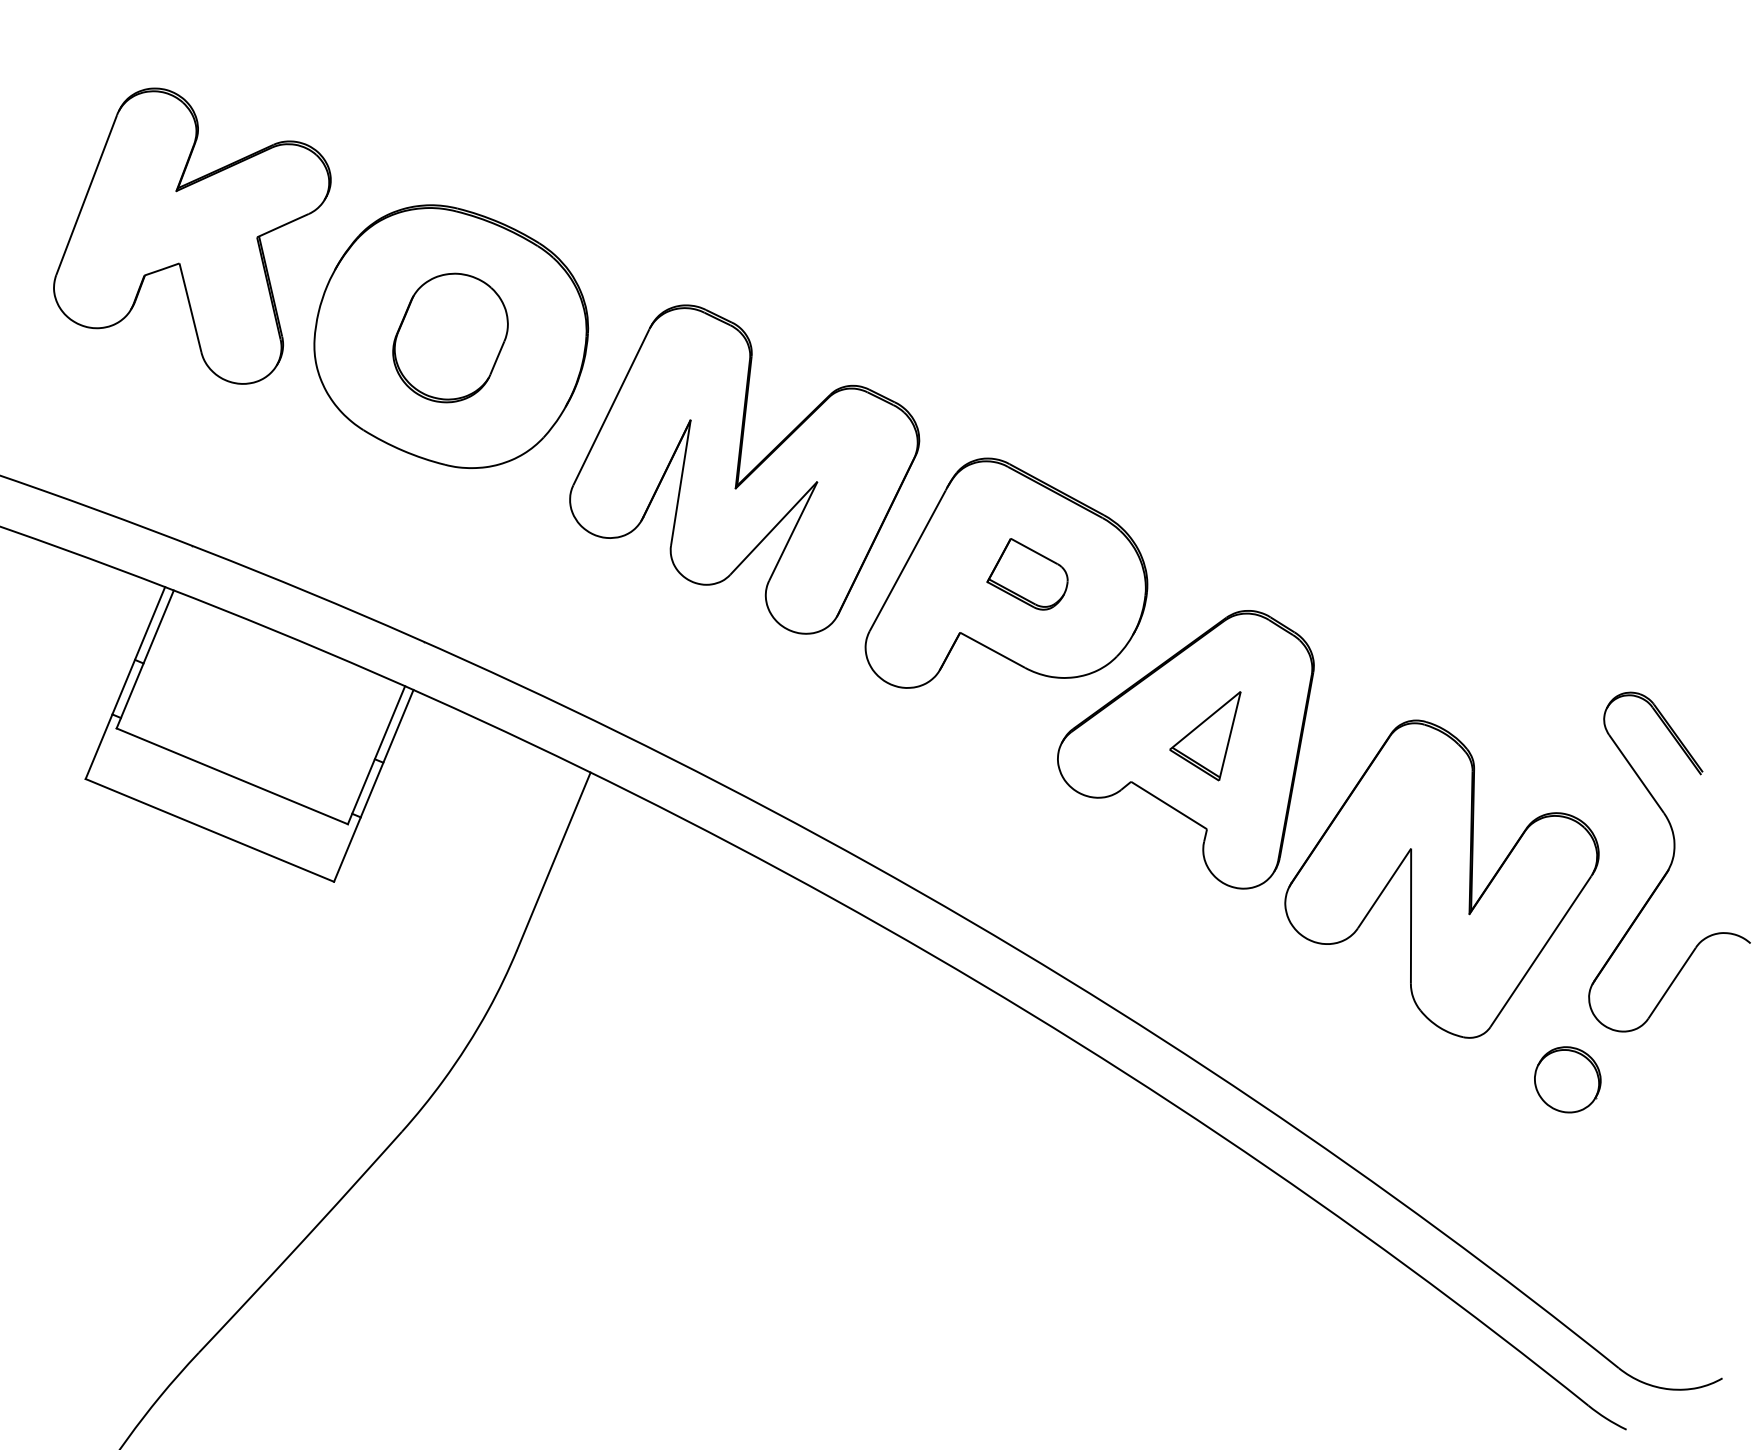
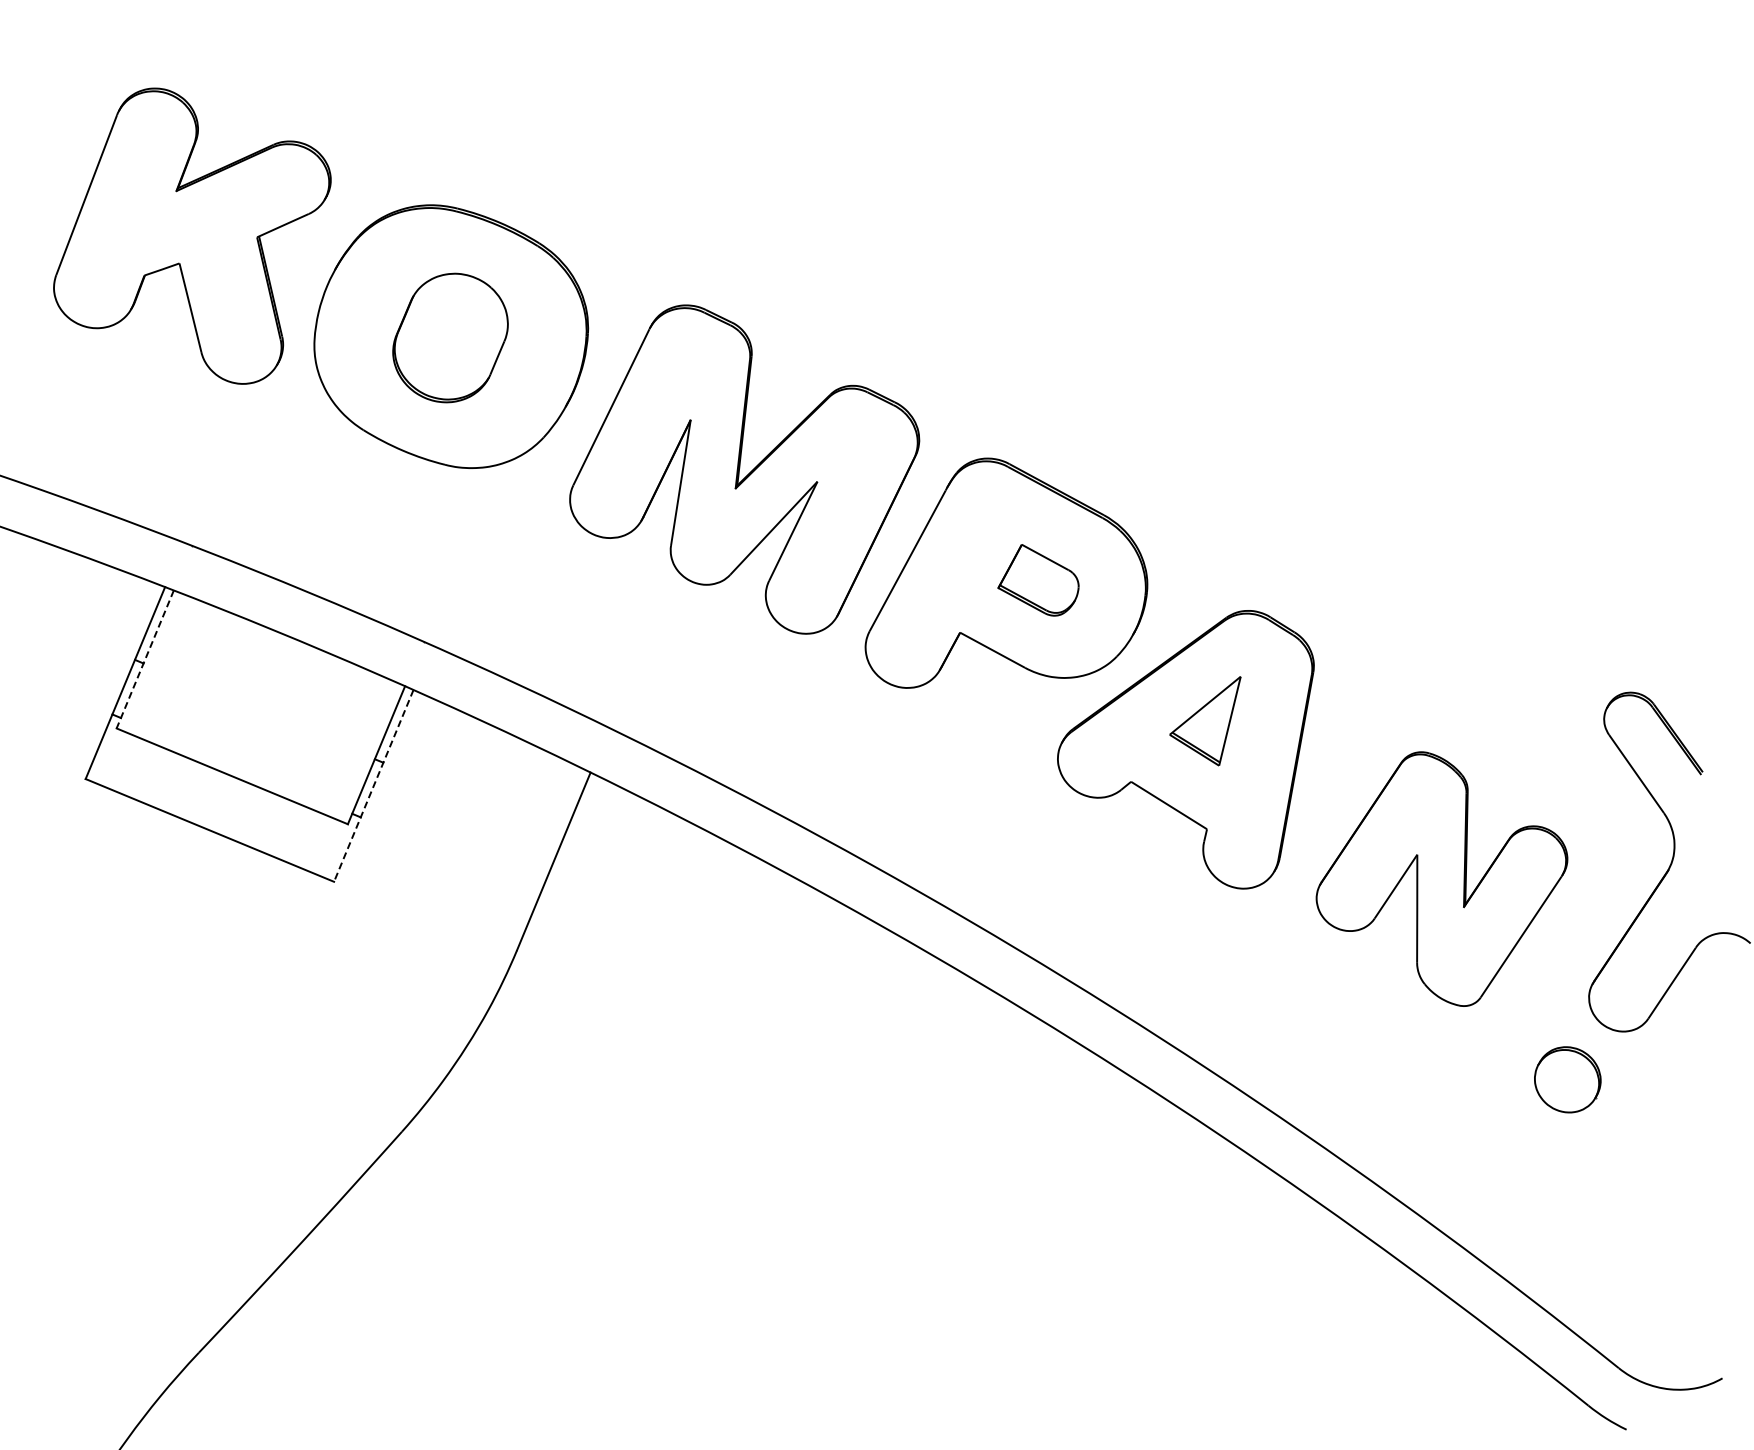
part position: (1027, 574) -> (1038, 580) (1038, 580)
line: solid -> dashed (145, 659)
part position: (1205, 736) -> (1205, 721) (1205, 721)
line: solid -> dashed (373, 785)
part size: 316x320 px -> 254x256 px (1441, 878)
